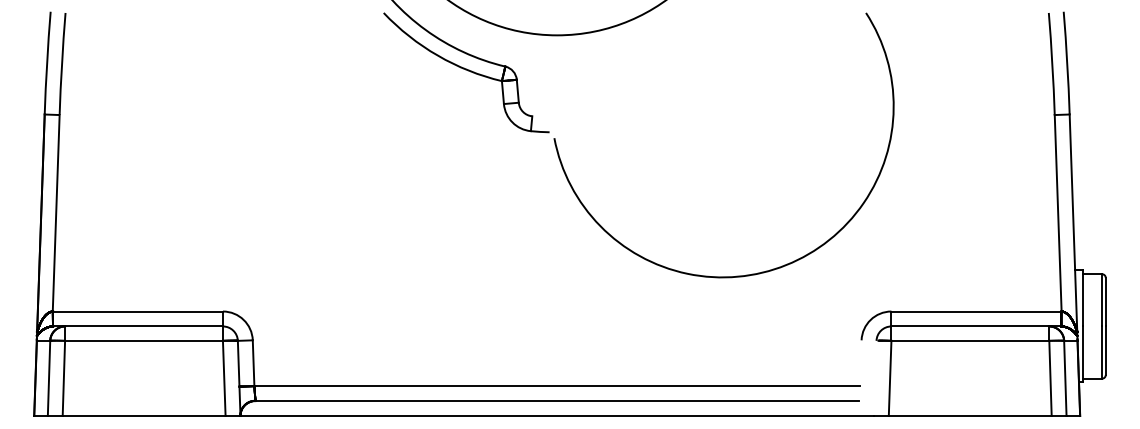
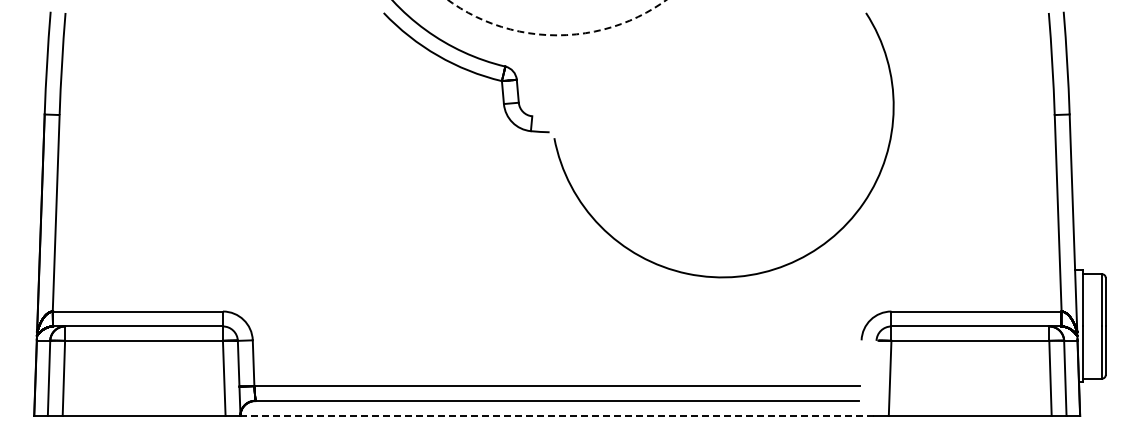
arc: solid -> dashed (557, 35)
line: solid -> dashed (557, 416)
